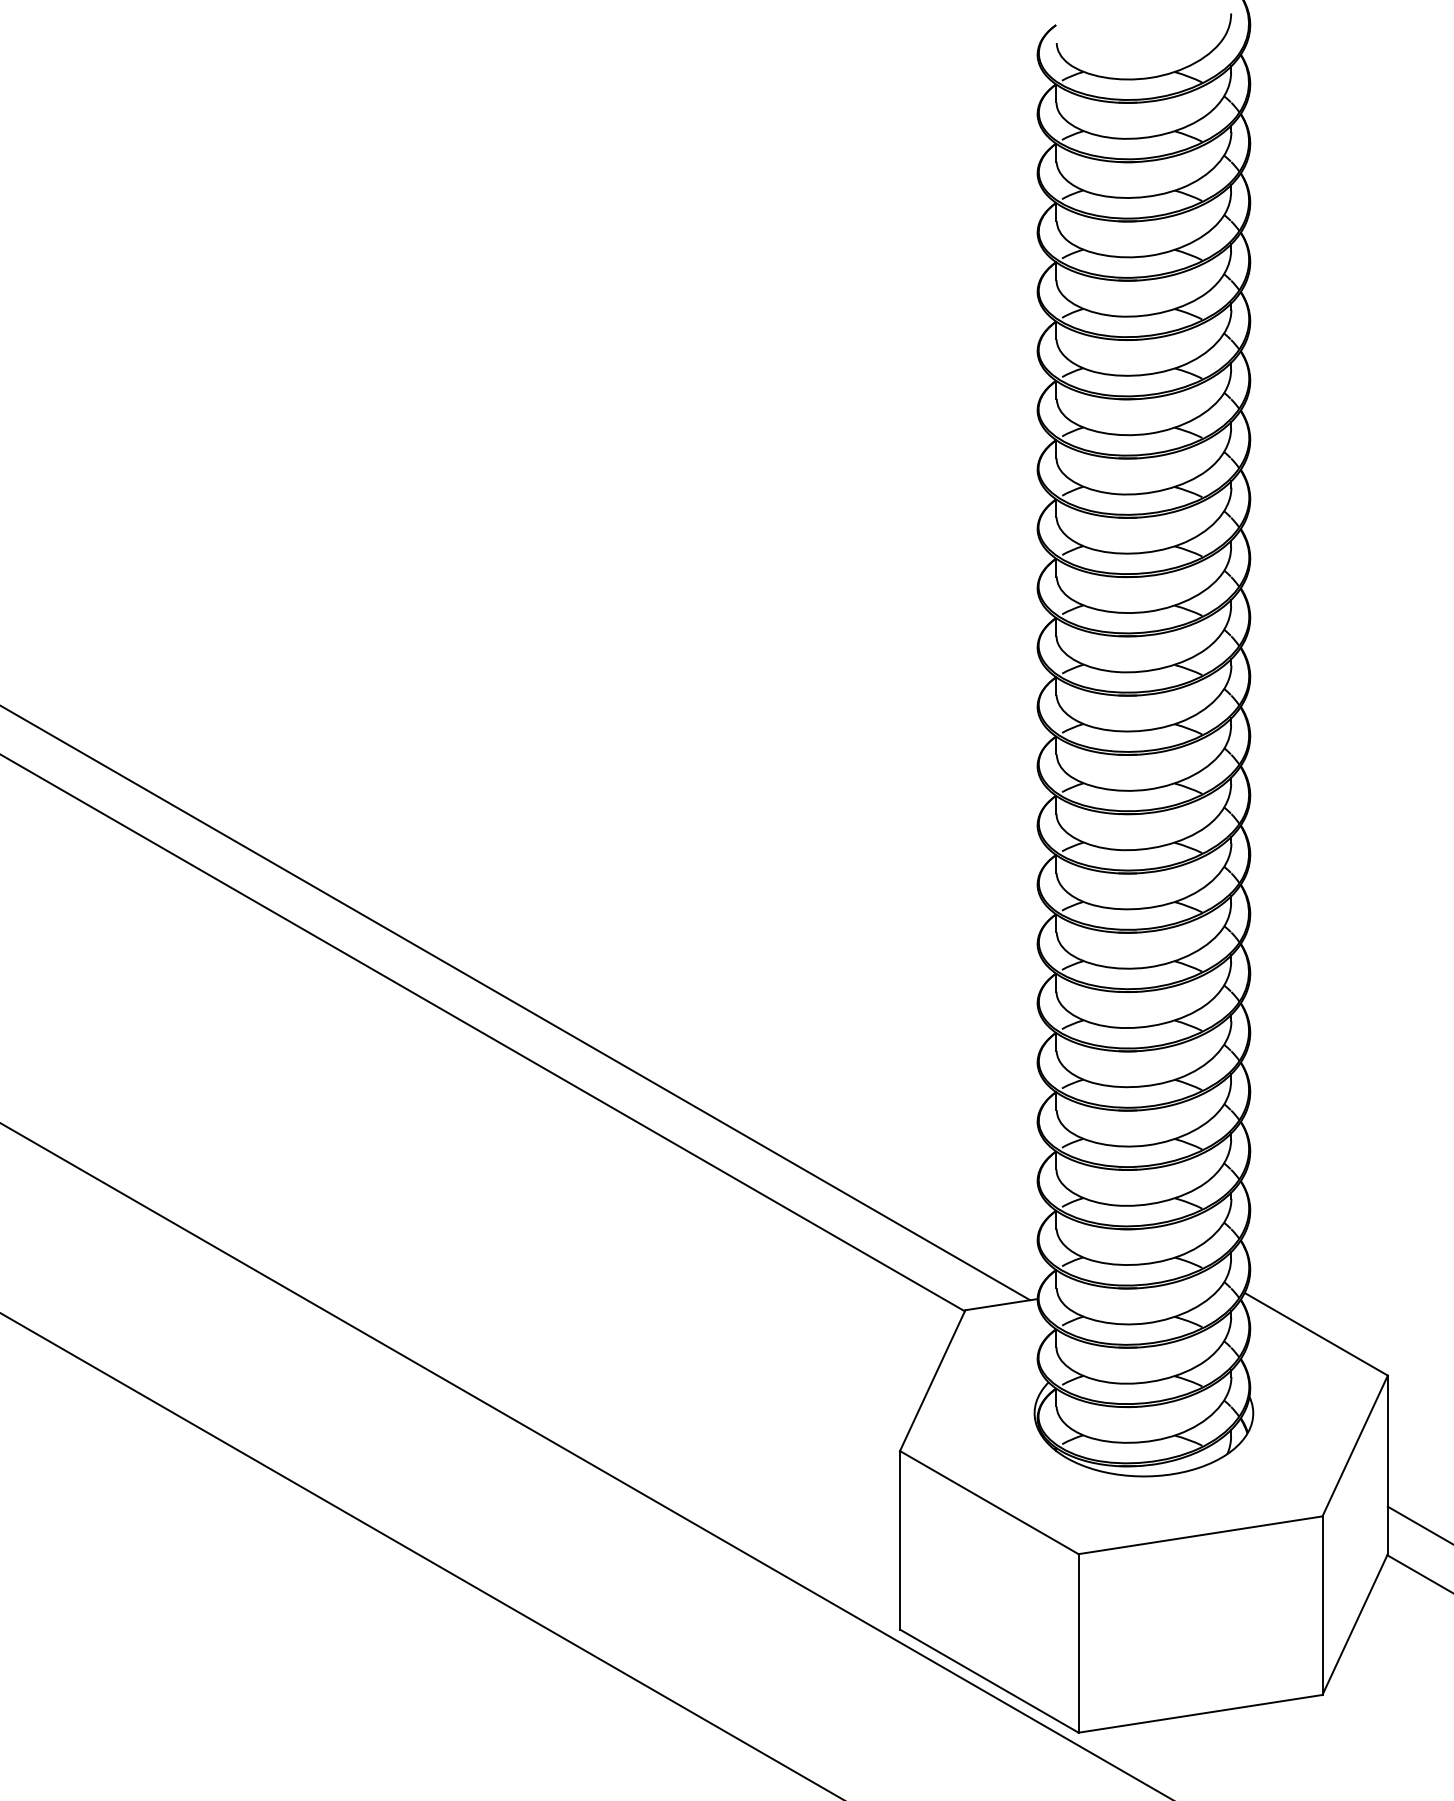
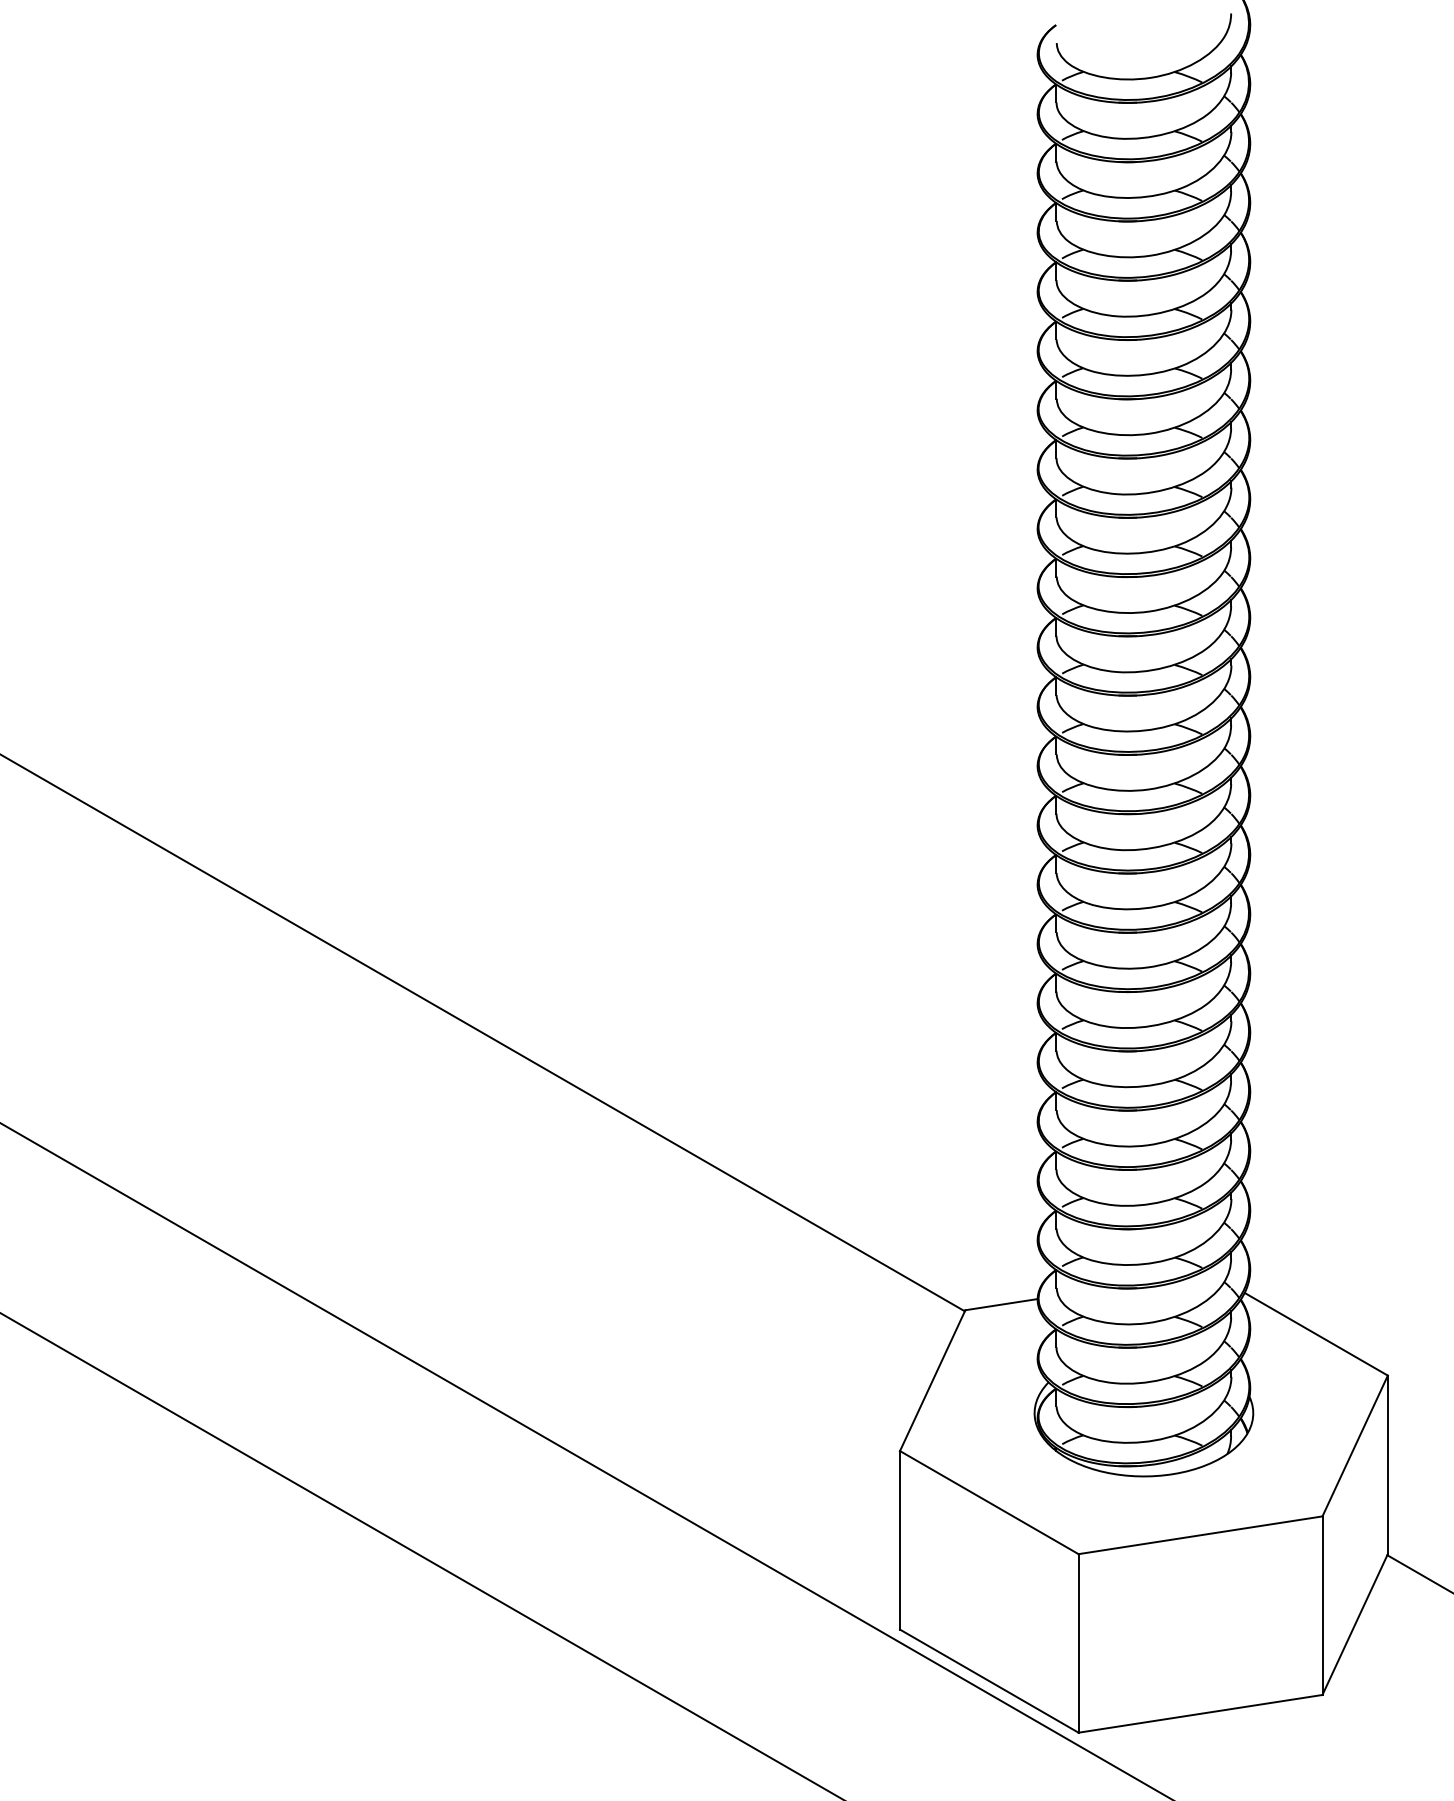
line: present -> none (516, 1003)
line: present -> none (1418, 1524)
